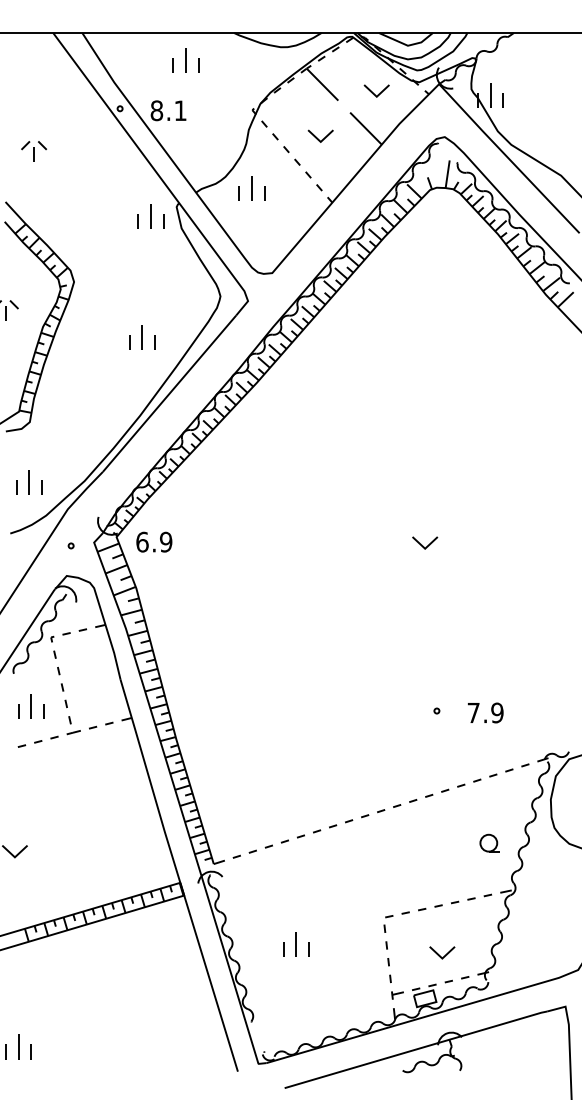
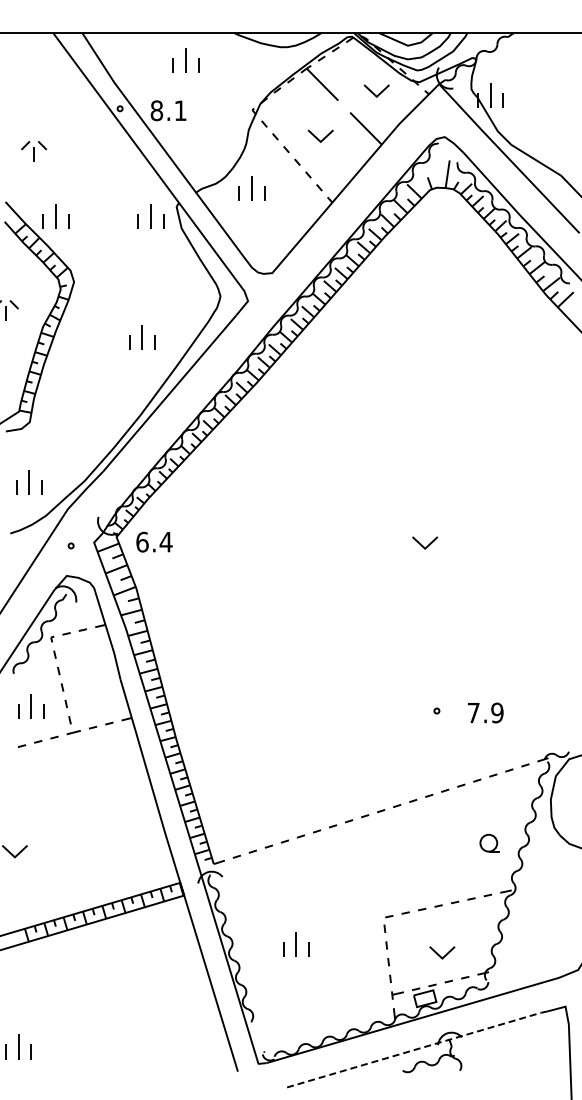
part: none -> present (55, 216)
text: 6.9 -> 6.4 (165, 541)
line: solid -> dashed (415, 1049)
